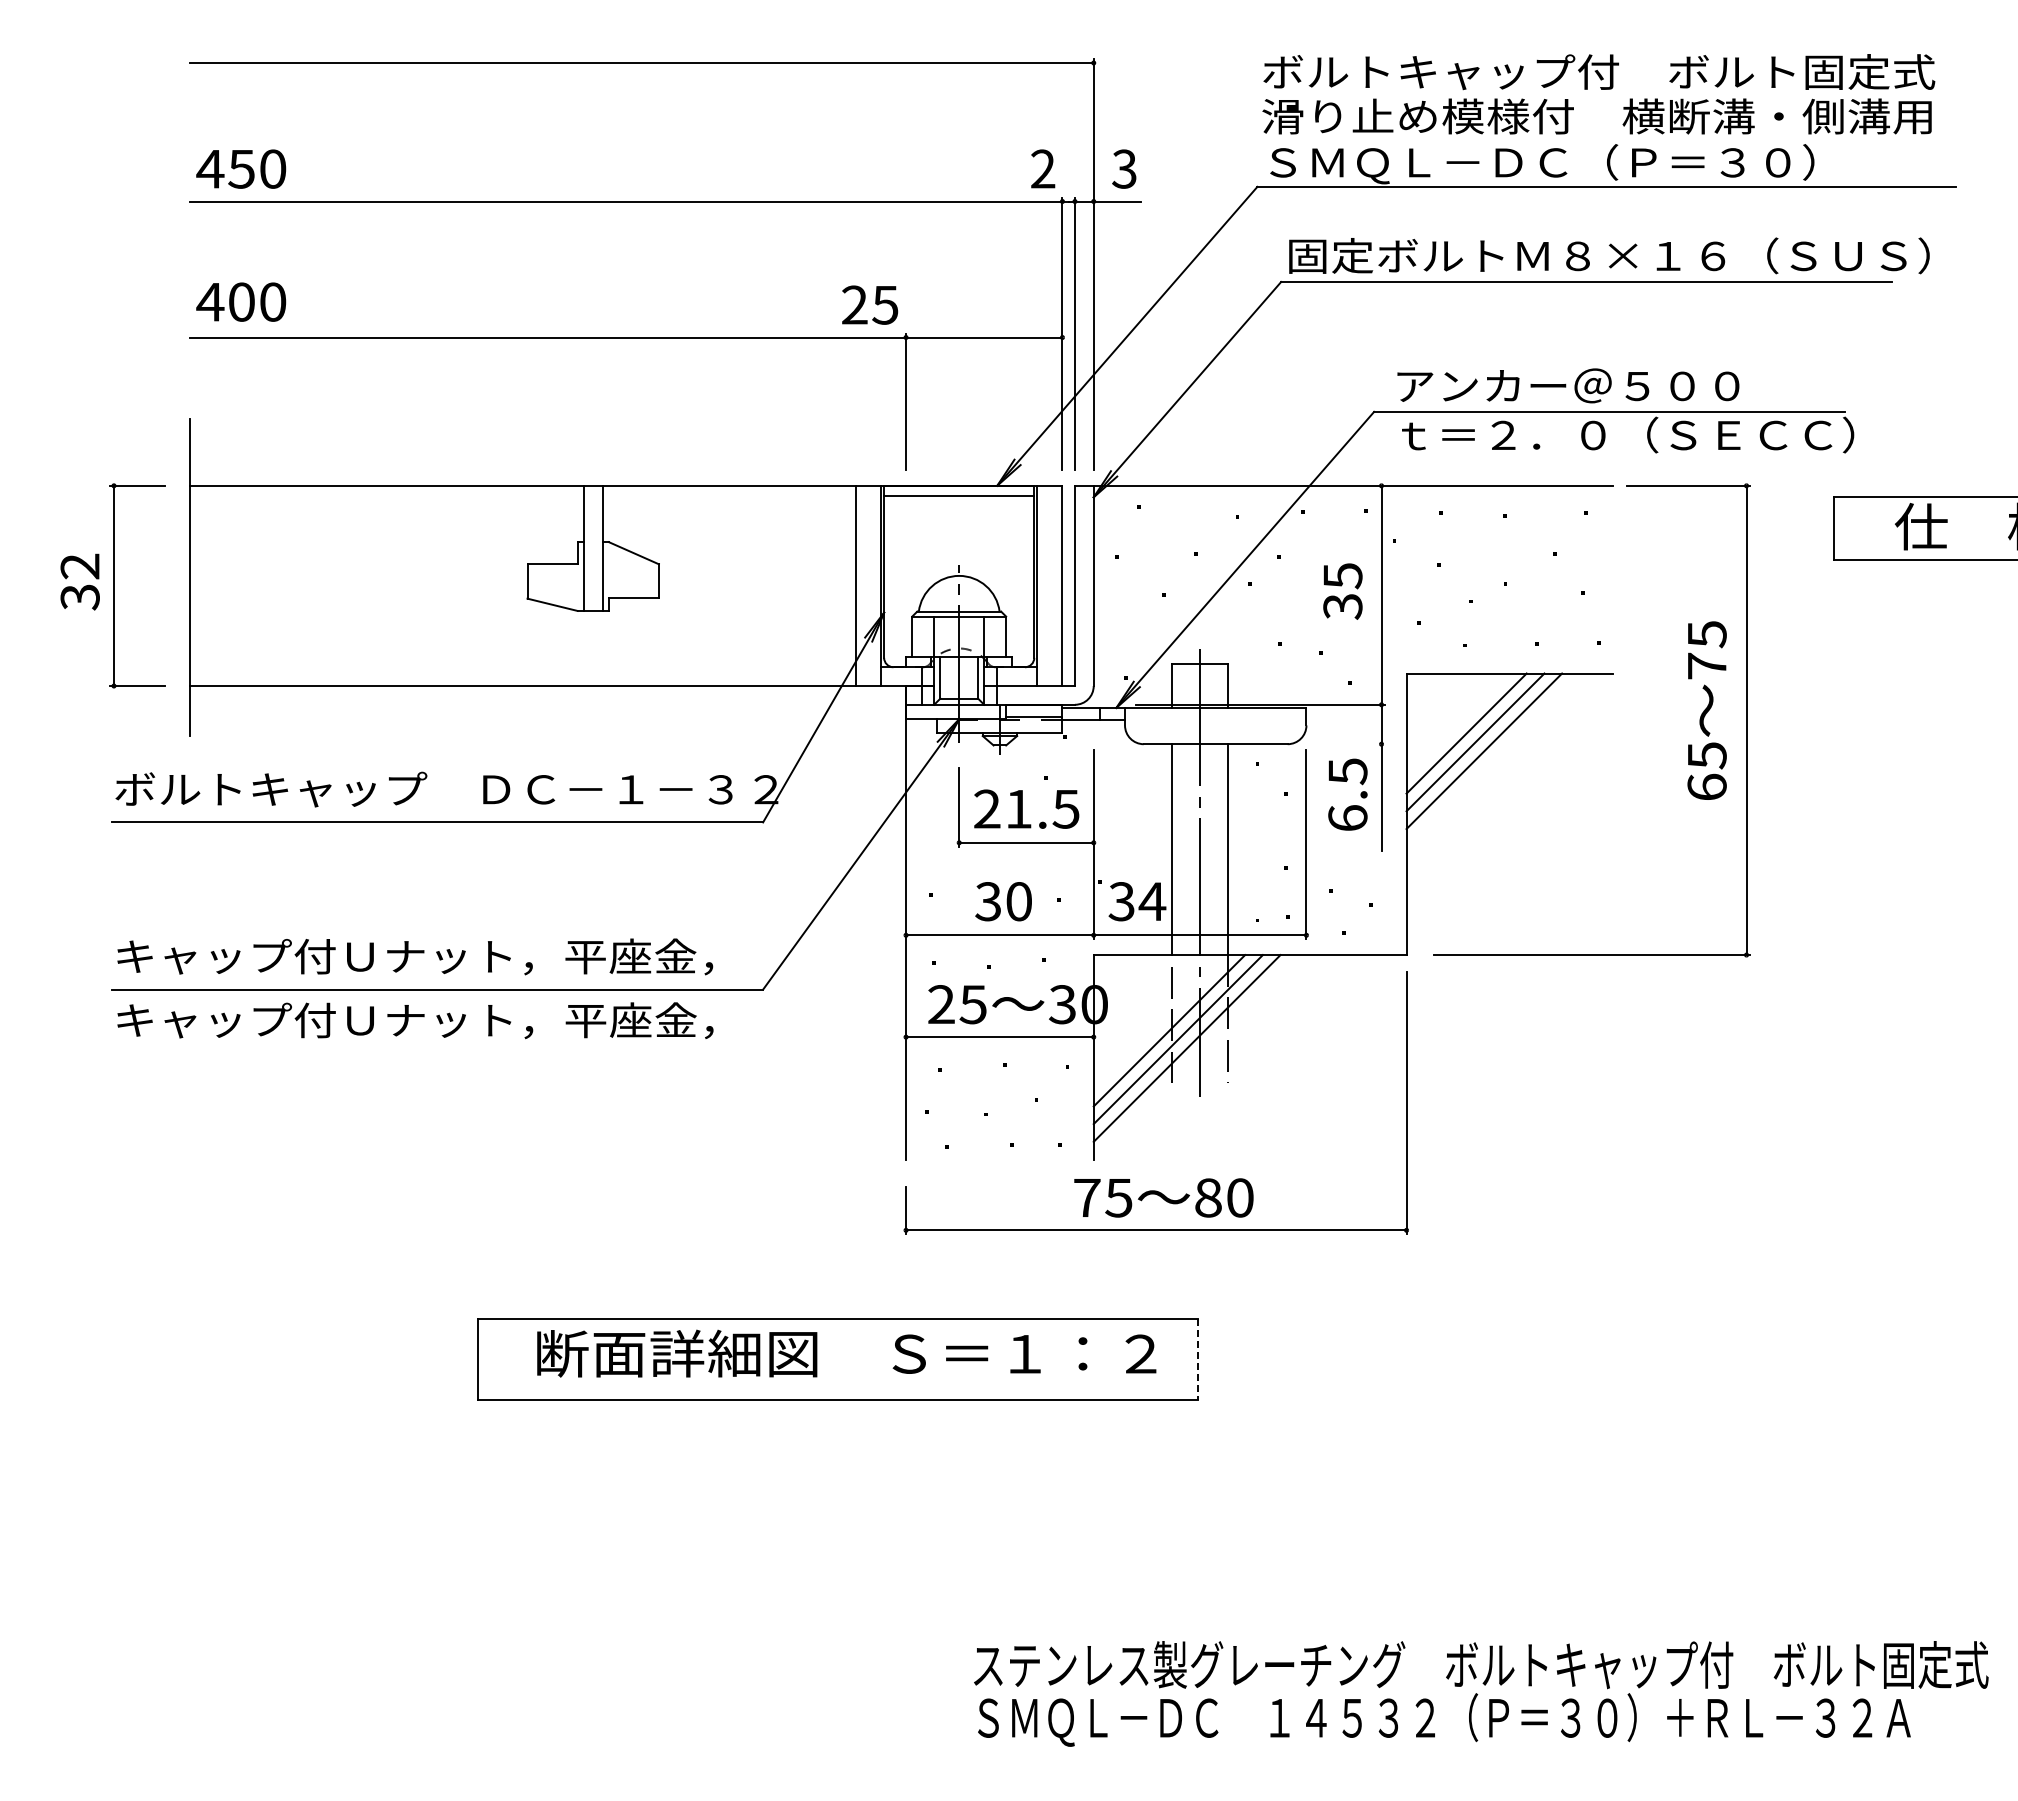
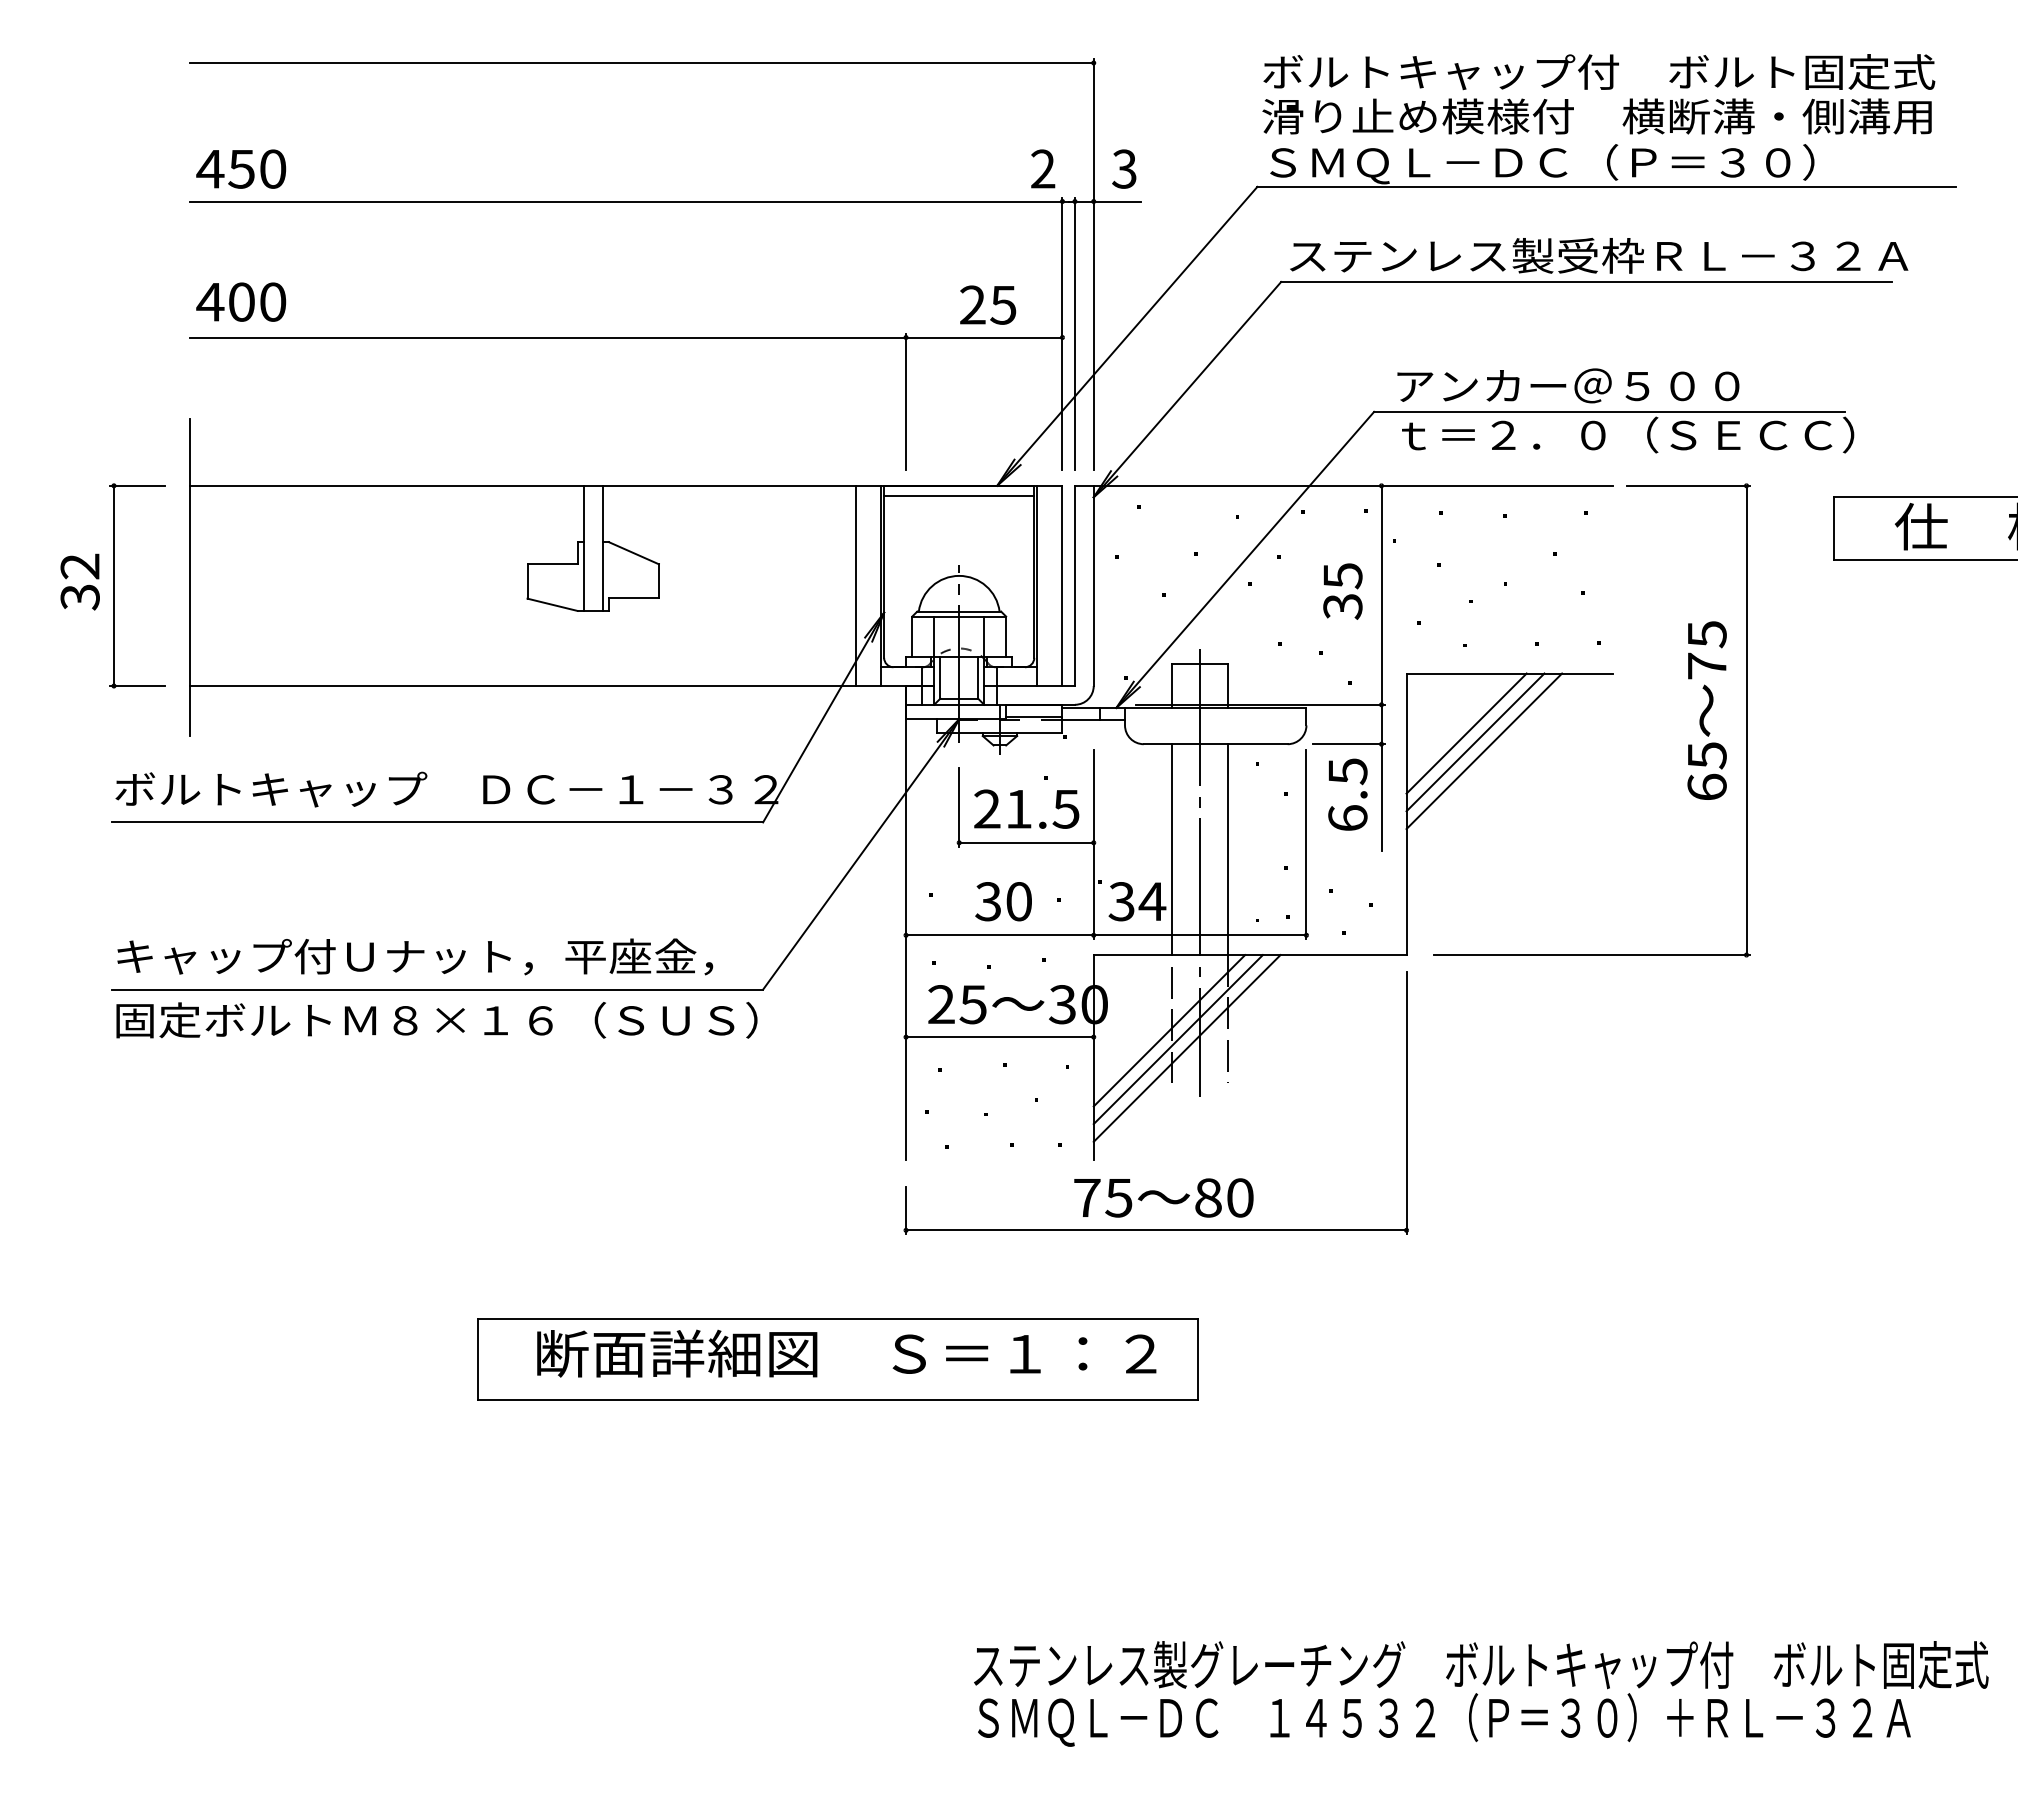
text: 固定ボルトＭ８×１６（ＳＵＳ） -> ステンレス製受枠ＲＬ－３２Ａ (1609, 255)
text position: (870, 304) -> (988, 304) (988, 304)
line: none -> present (1348, 744)
text: キャップ付Ｕナット，平座金， -> 固定ボルトＭ８×１６（ＳＵＳ） (436, 1020)
line: dashed -> solid (1197, 1359)
